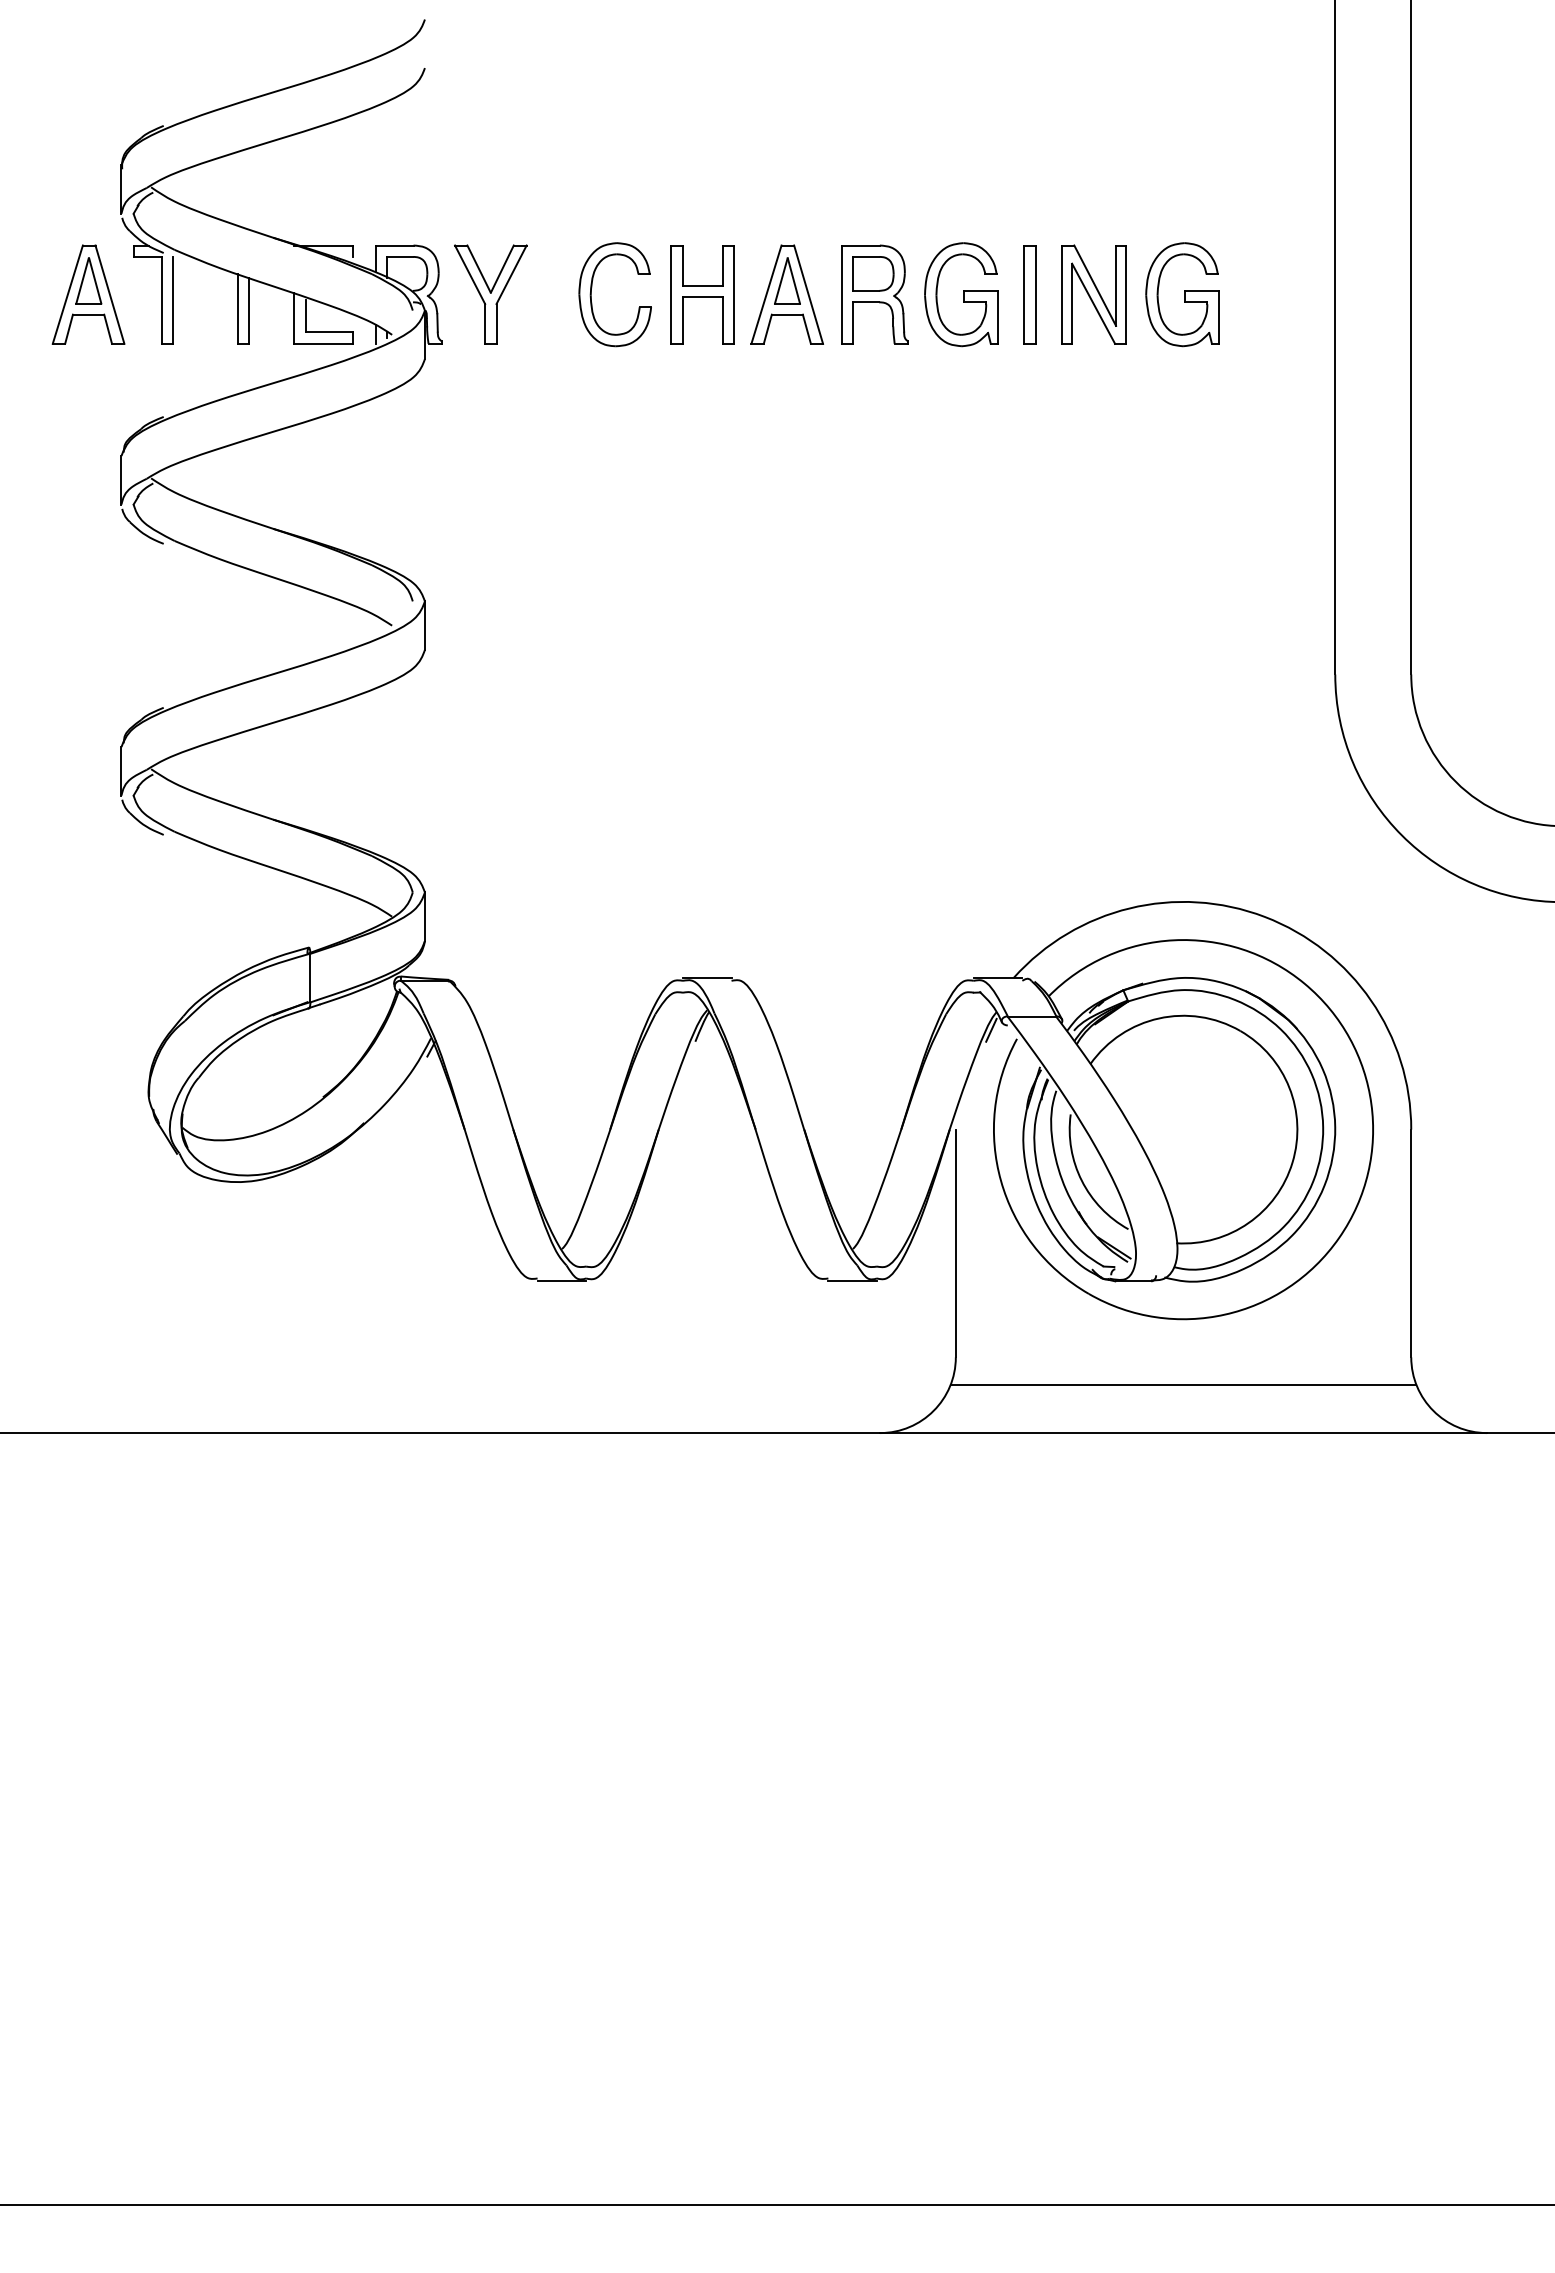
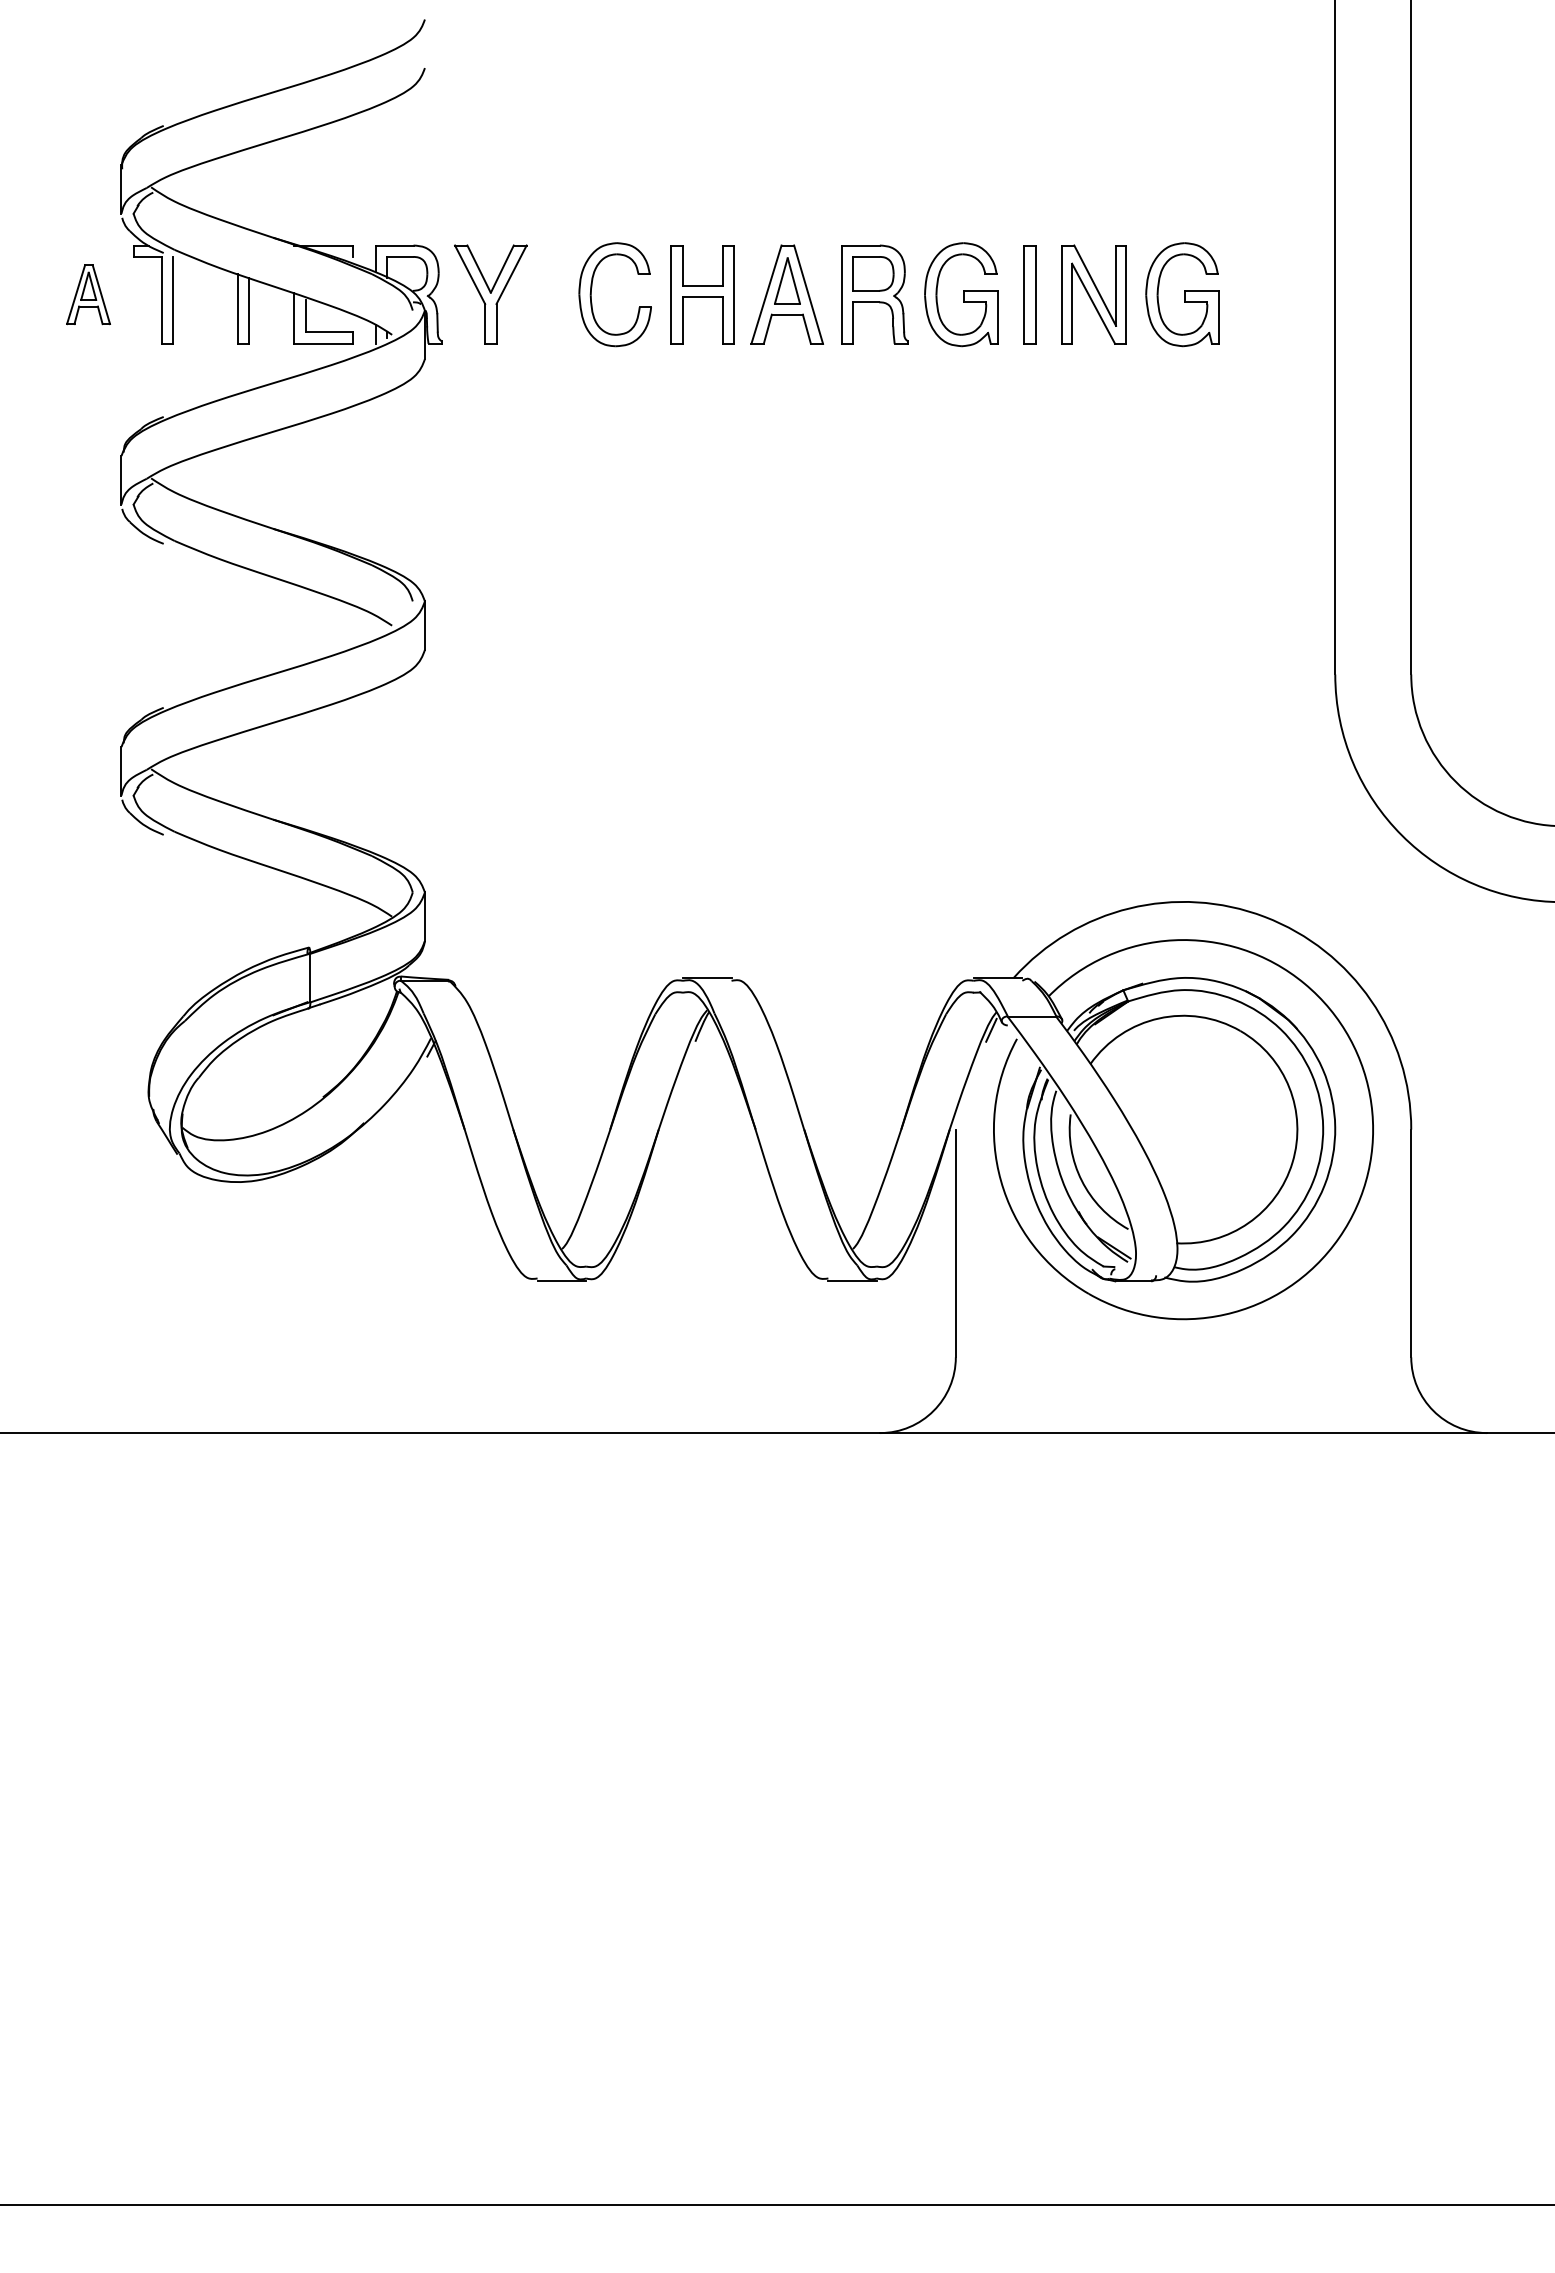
part size: 75x101 px -> 45x62 px (88, 294)
line: present -> none (1183, 1384)
